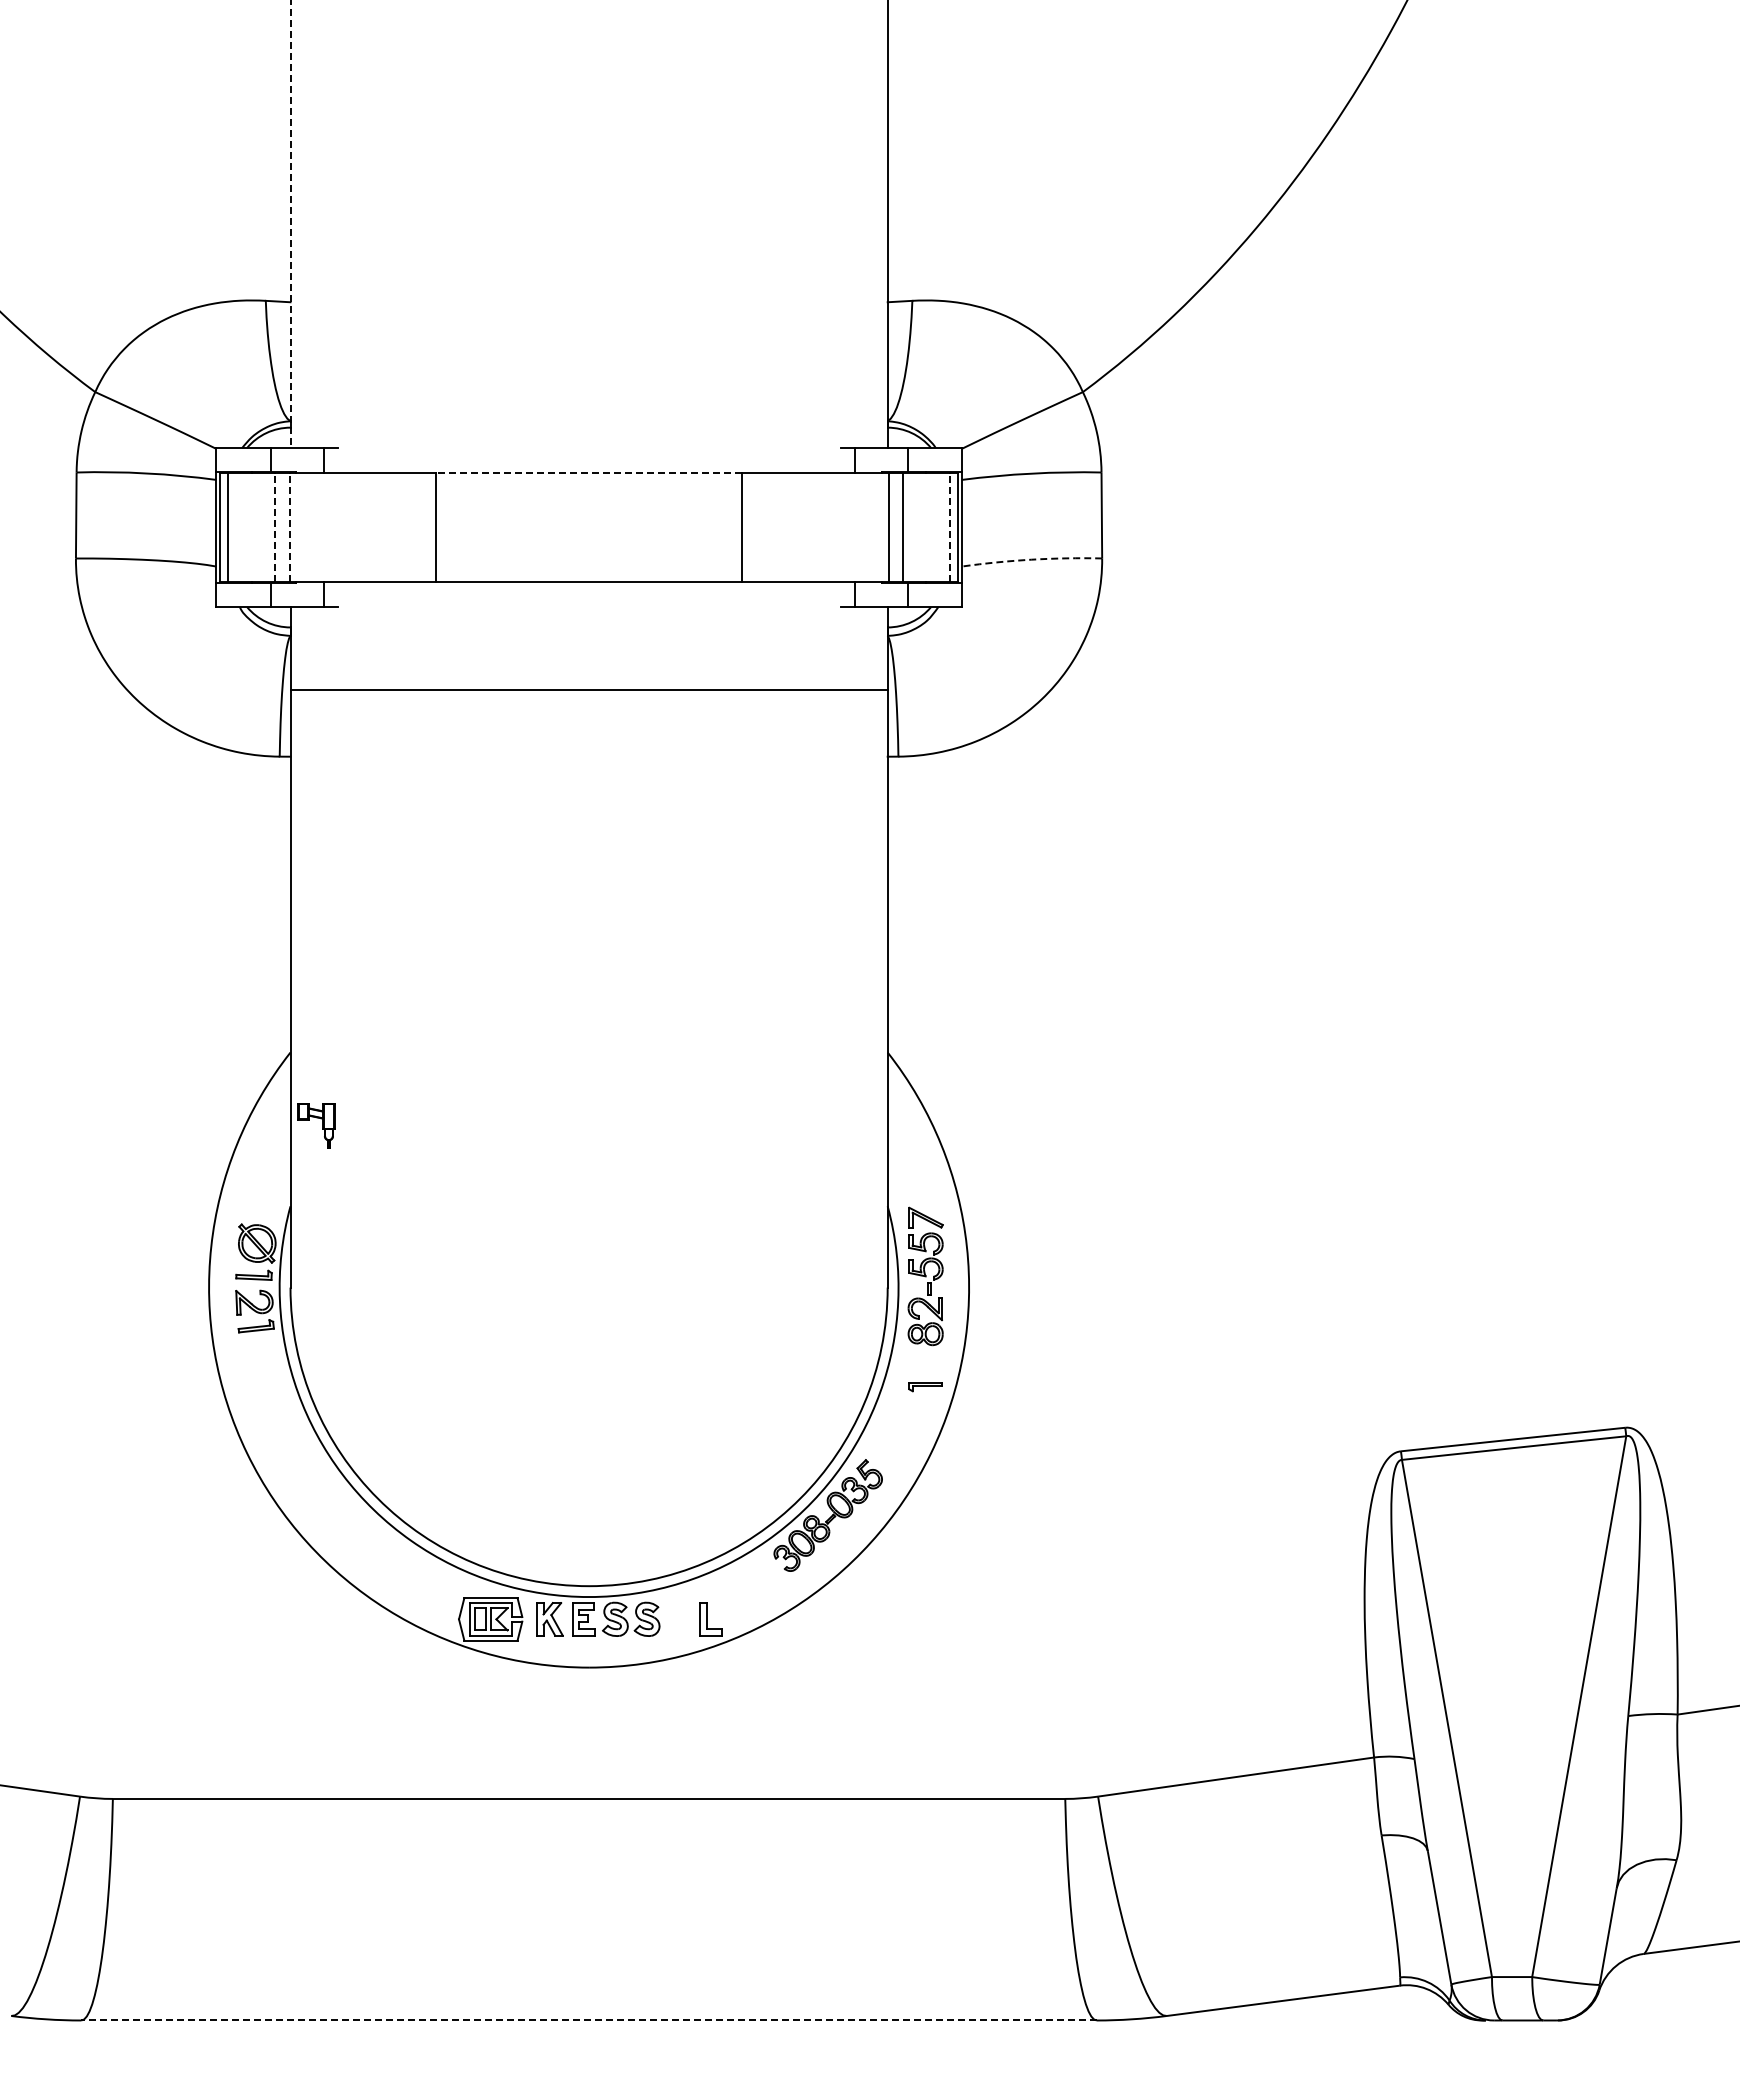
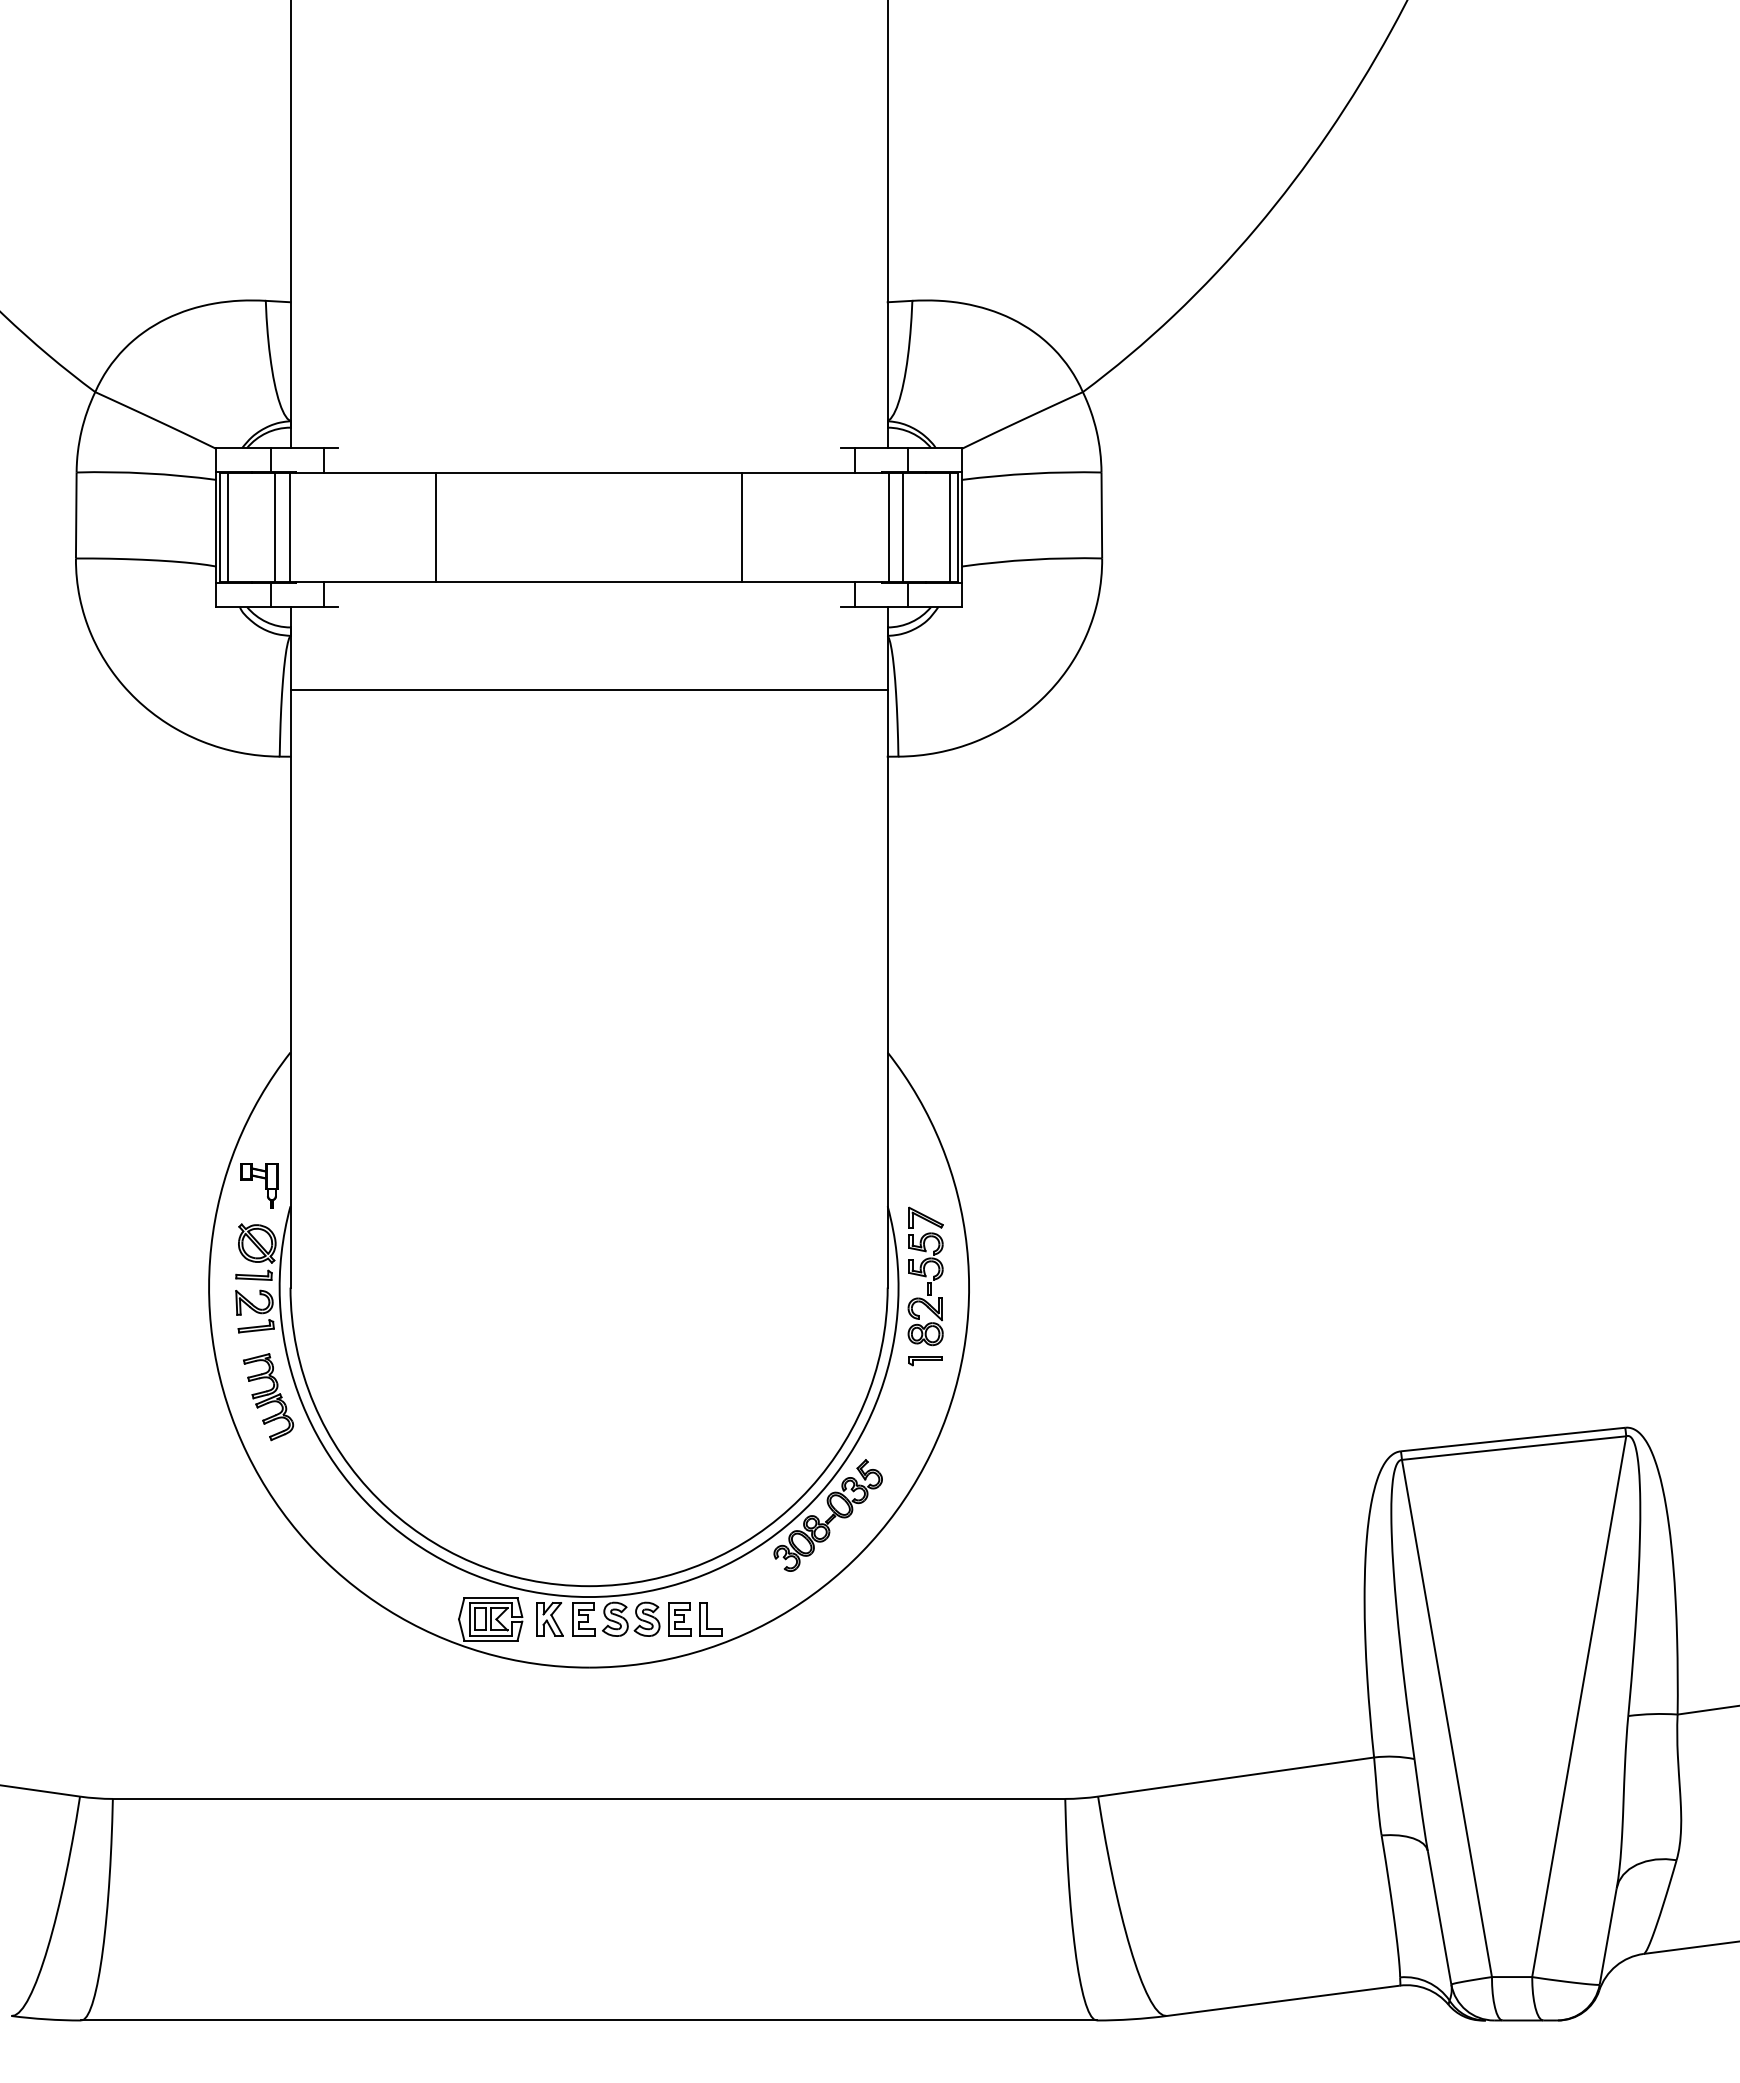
line: dashed -> solid (290, 224)
line: dashed -> solid (588, 473)
line: dashed -> solid (275, 527)
line: dashed -> solid (289, 527)
line: dashed -> solid (950, 527)
arc: dashed -> solid (1031, 559)
part position: (316, 1125) -> (259, 1185) (259, 1185)
part position: (925, 1387) -> (925, 1361) (925, 1361)
part: none -> present (268, 1397)
part: none -> present (679, 1619)
line: dashed -> solid (589, 2020)
